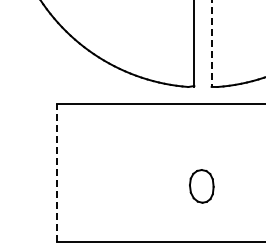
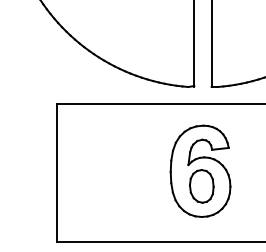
line: dashed -> solid (211, 44)
part: none -> present (200, 170)
line: dashed -> solid (56, 172)
